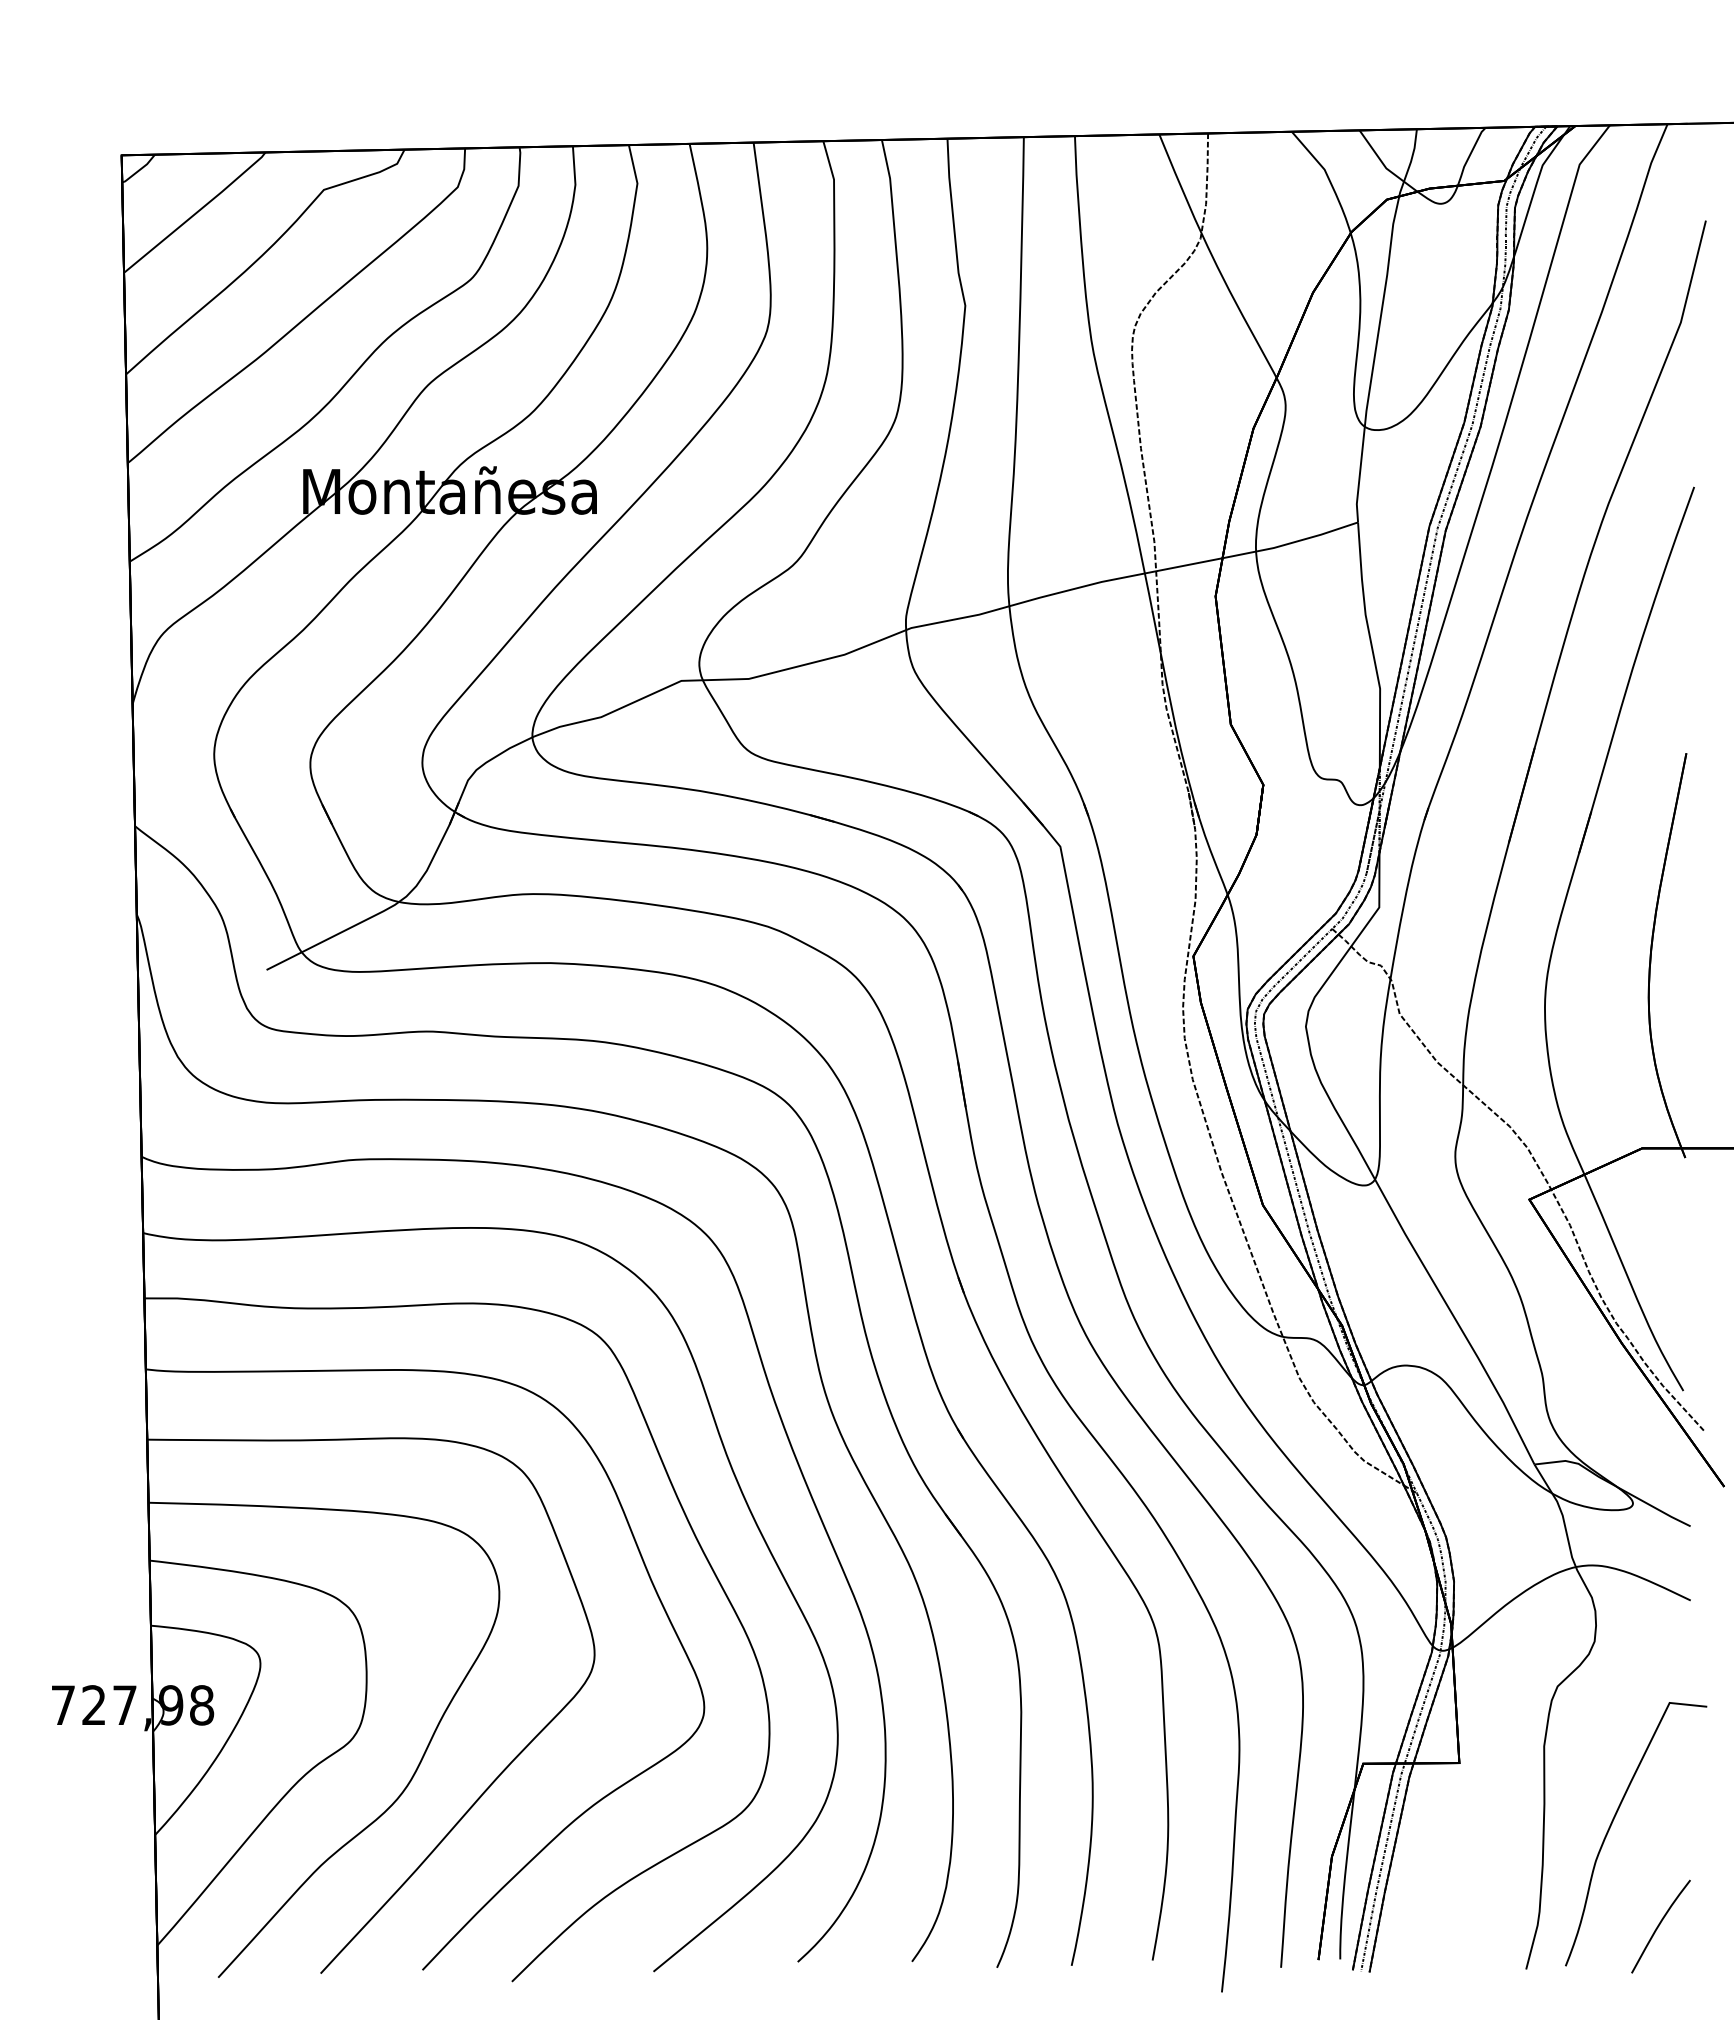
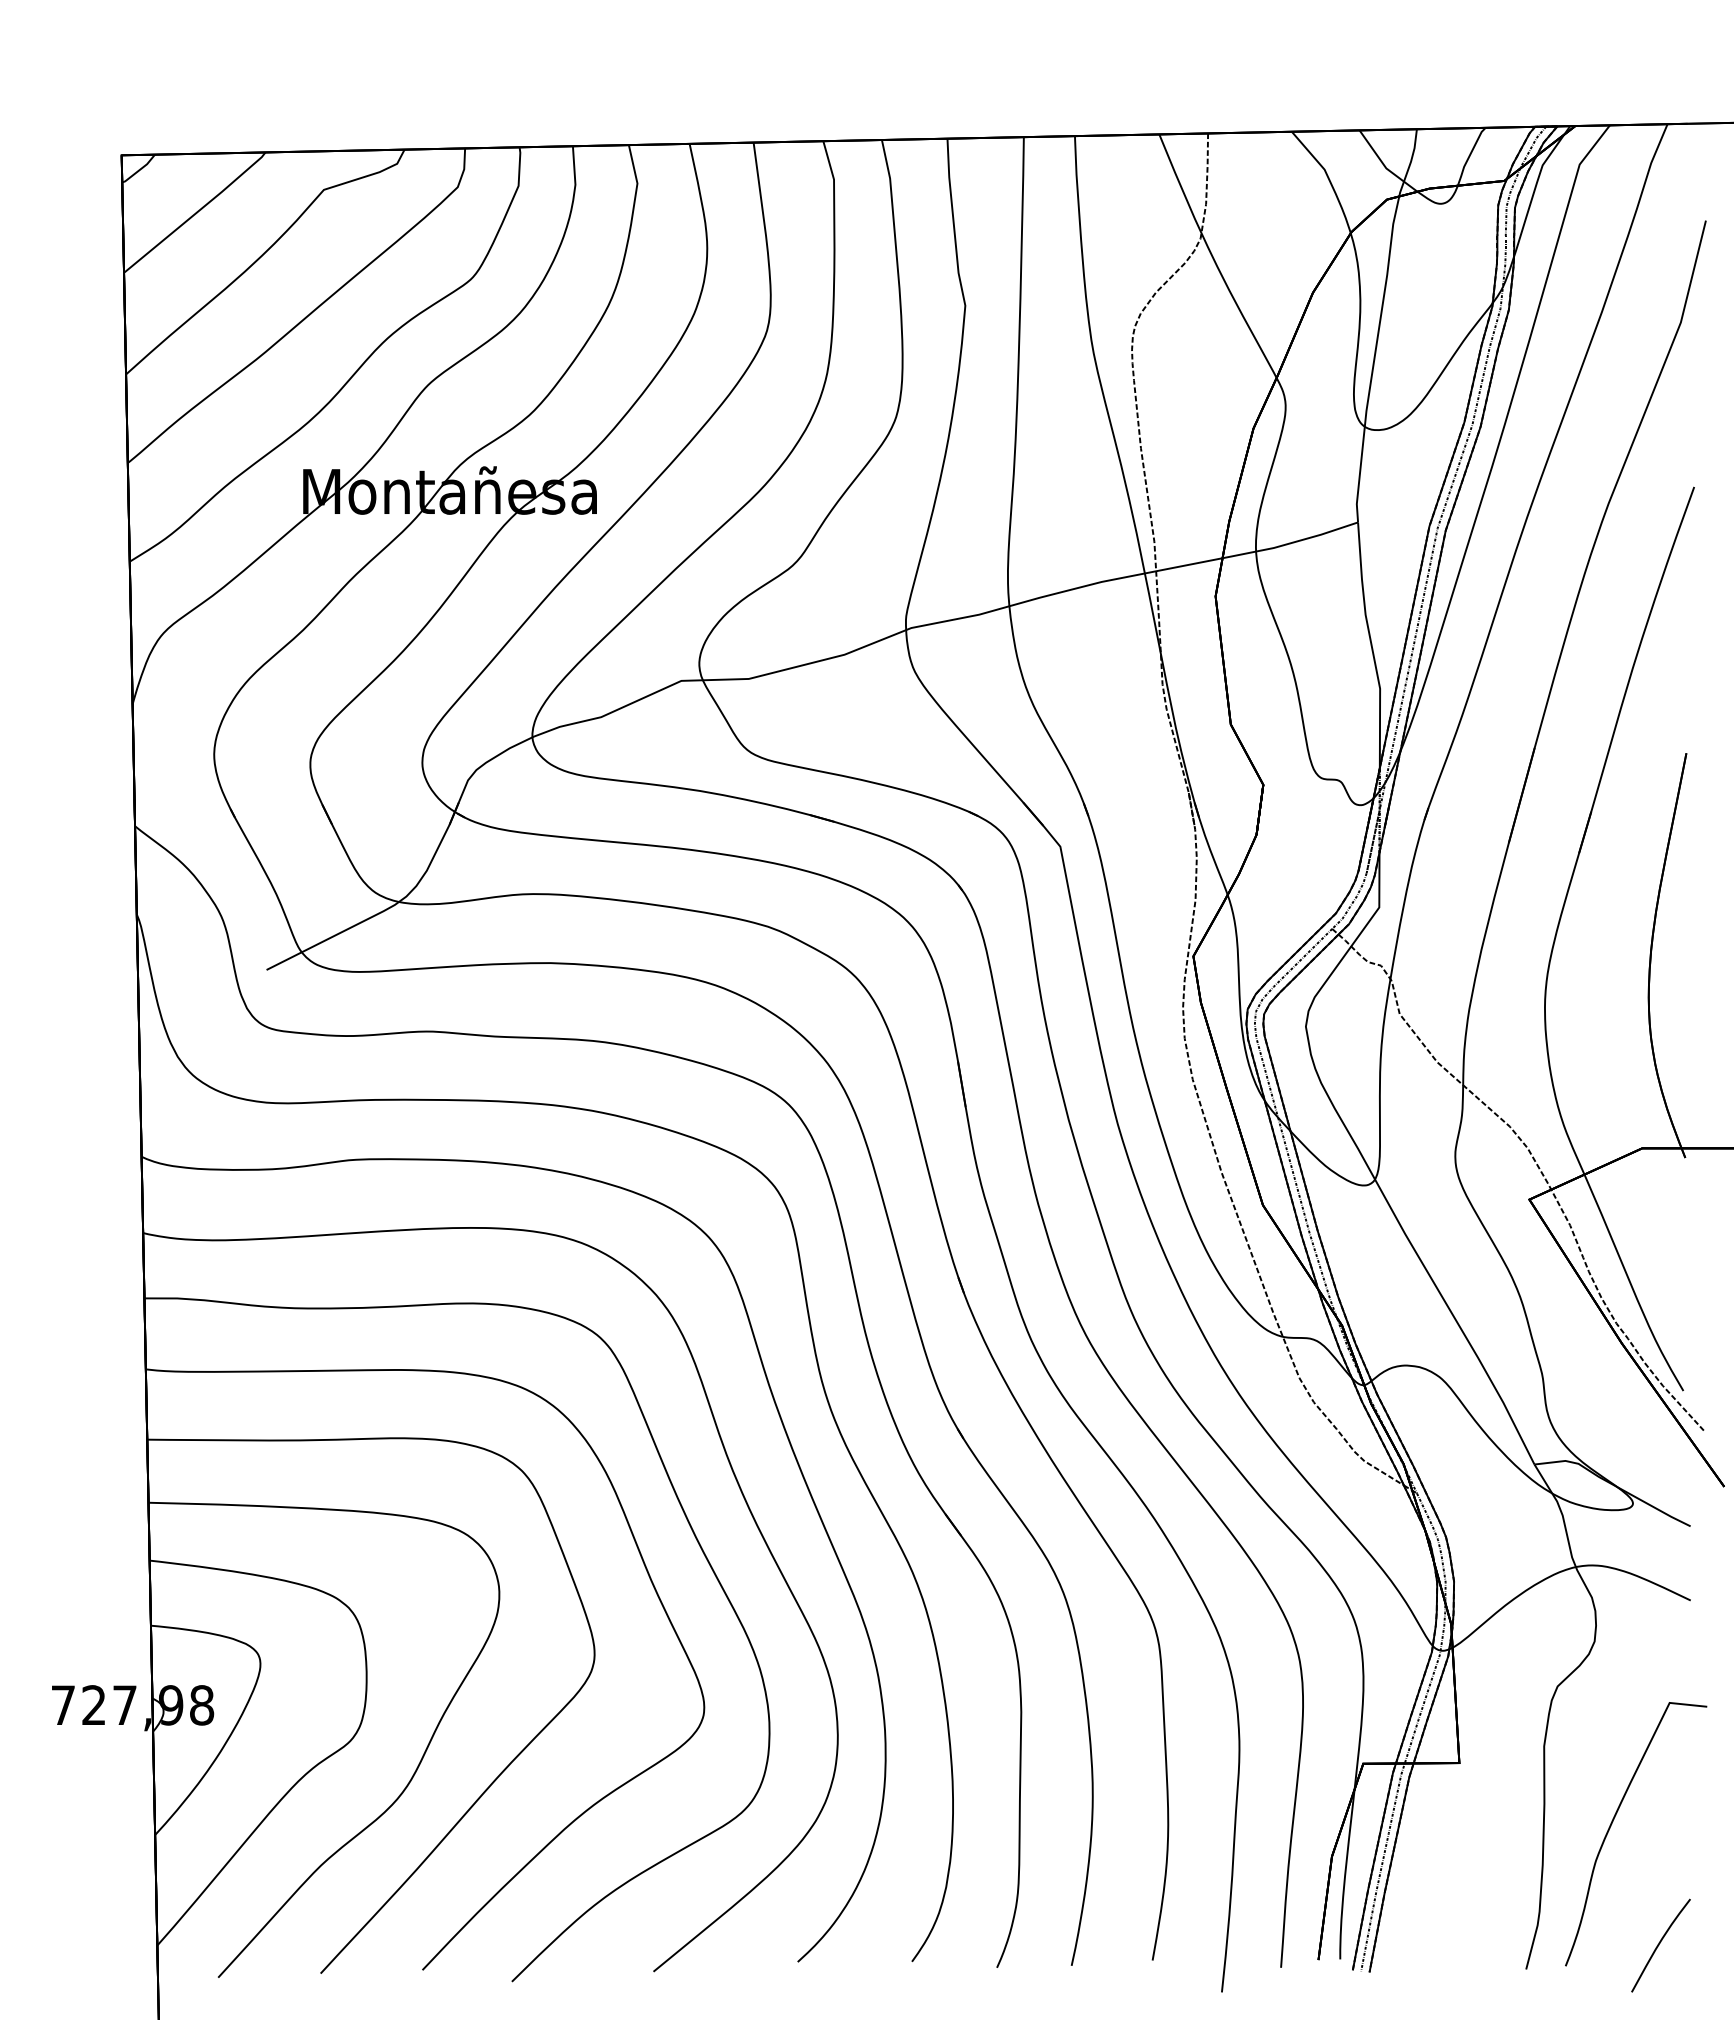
curve position: (1659, 1926) -> (1659, 1945) (1659, 1945)
